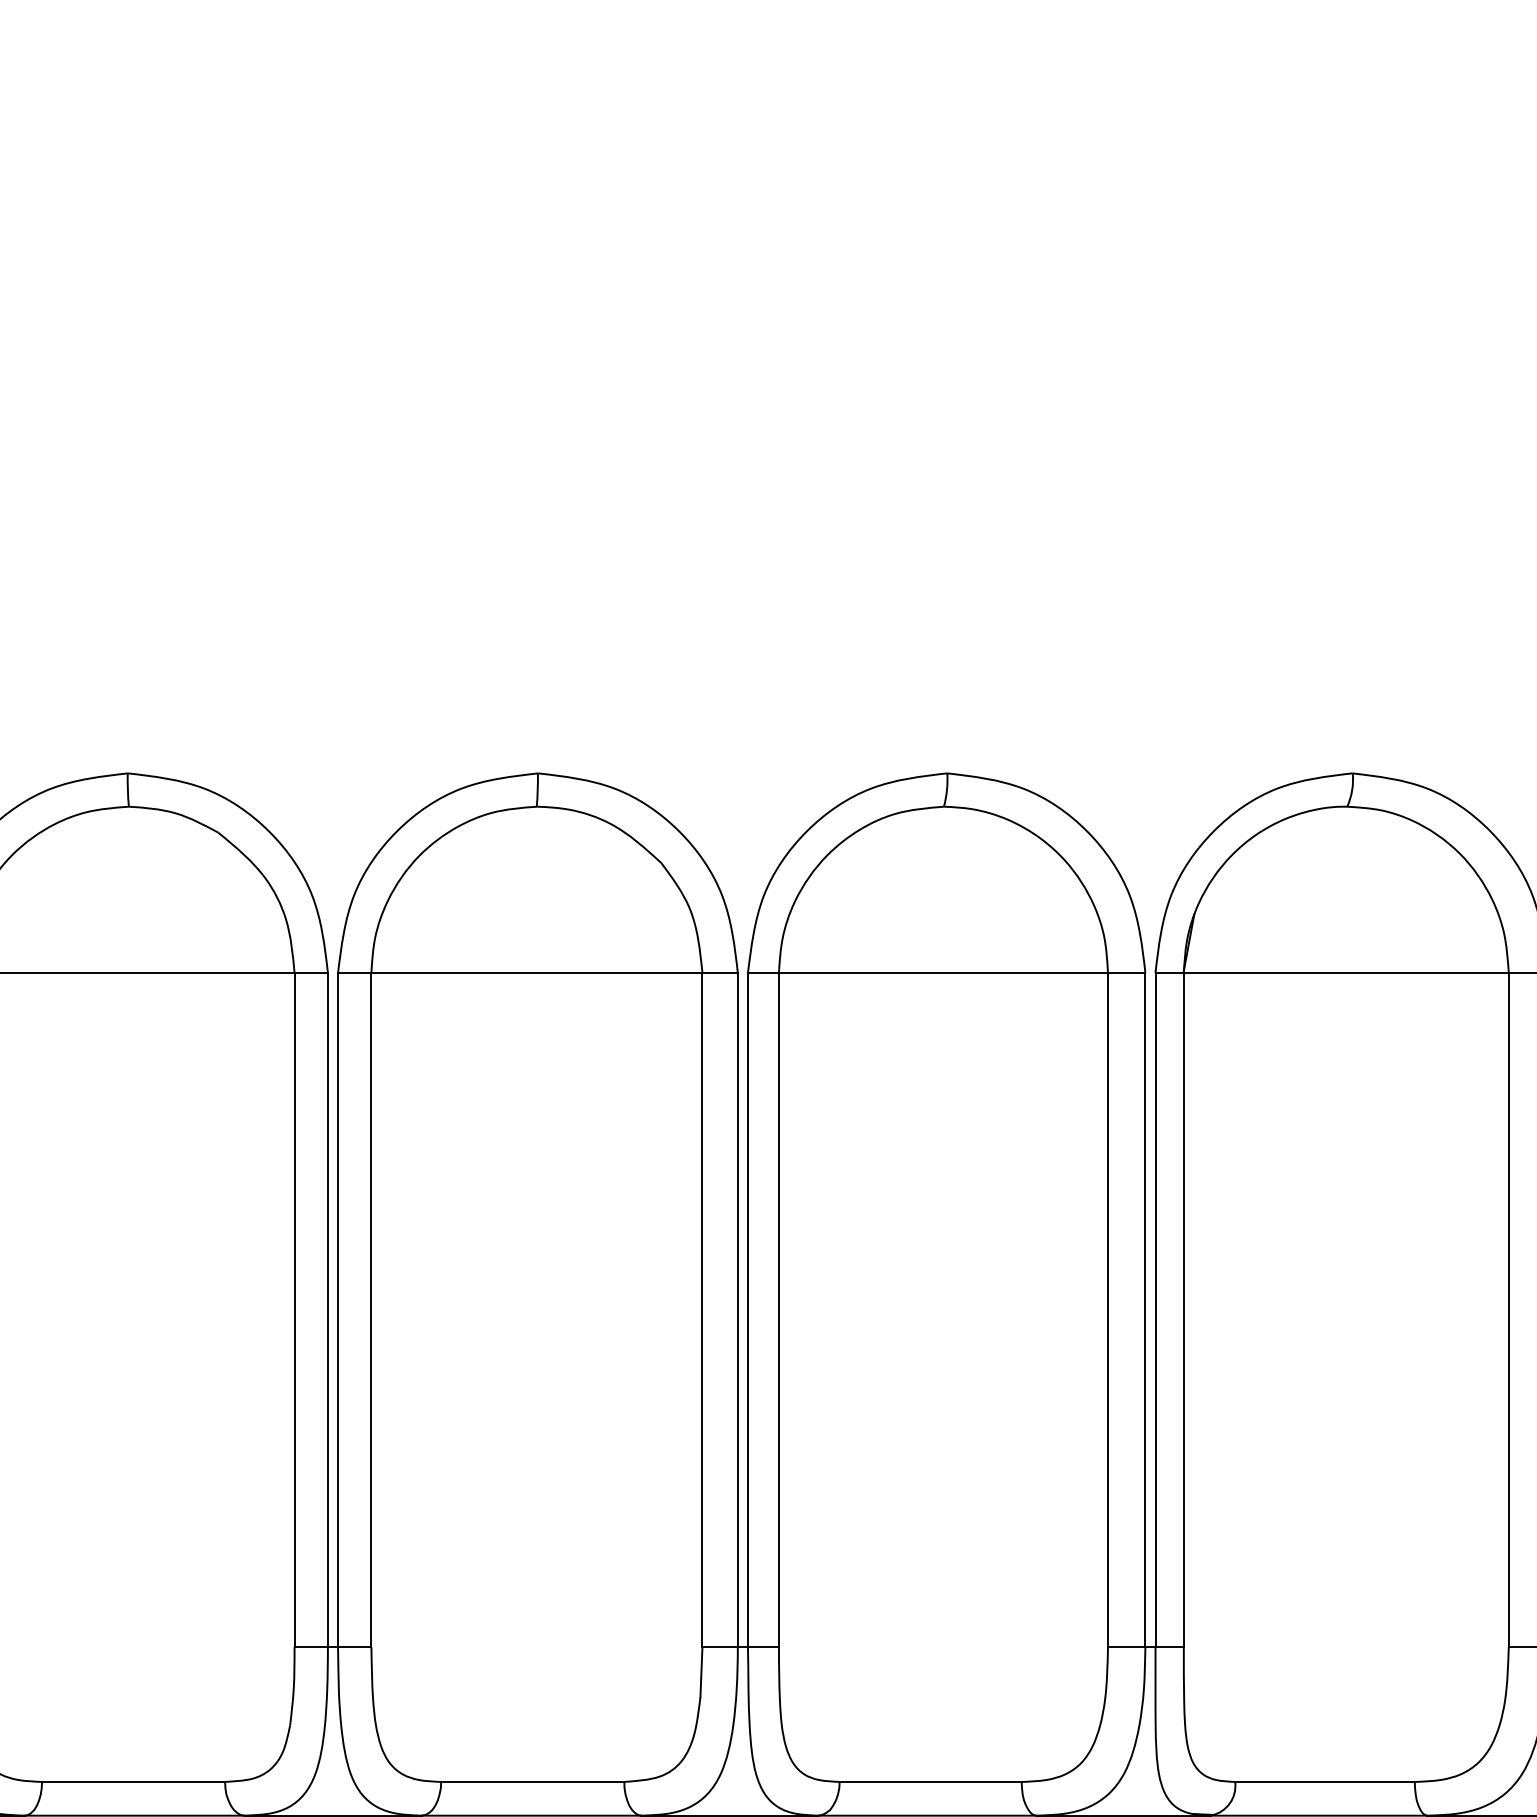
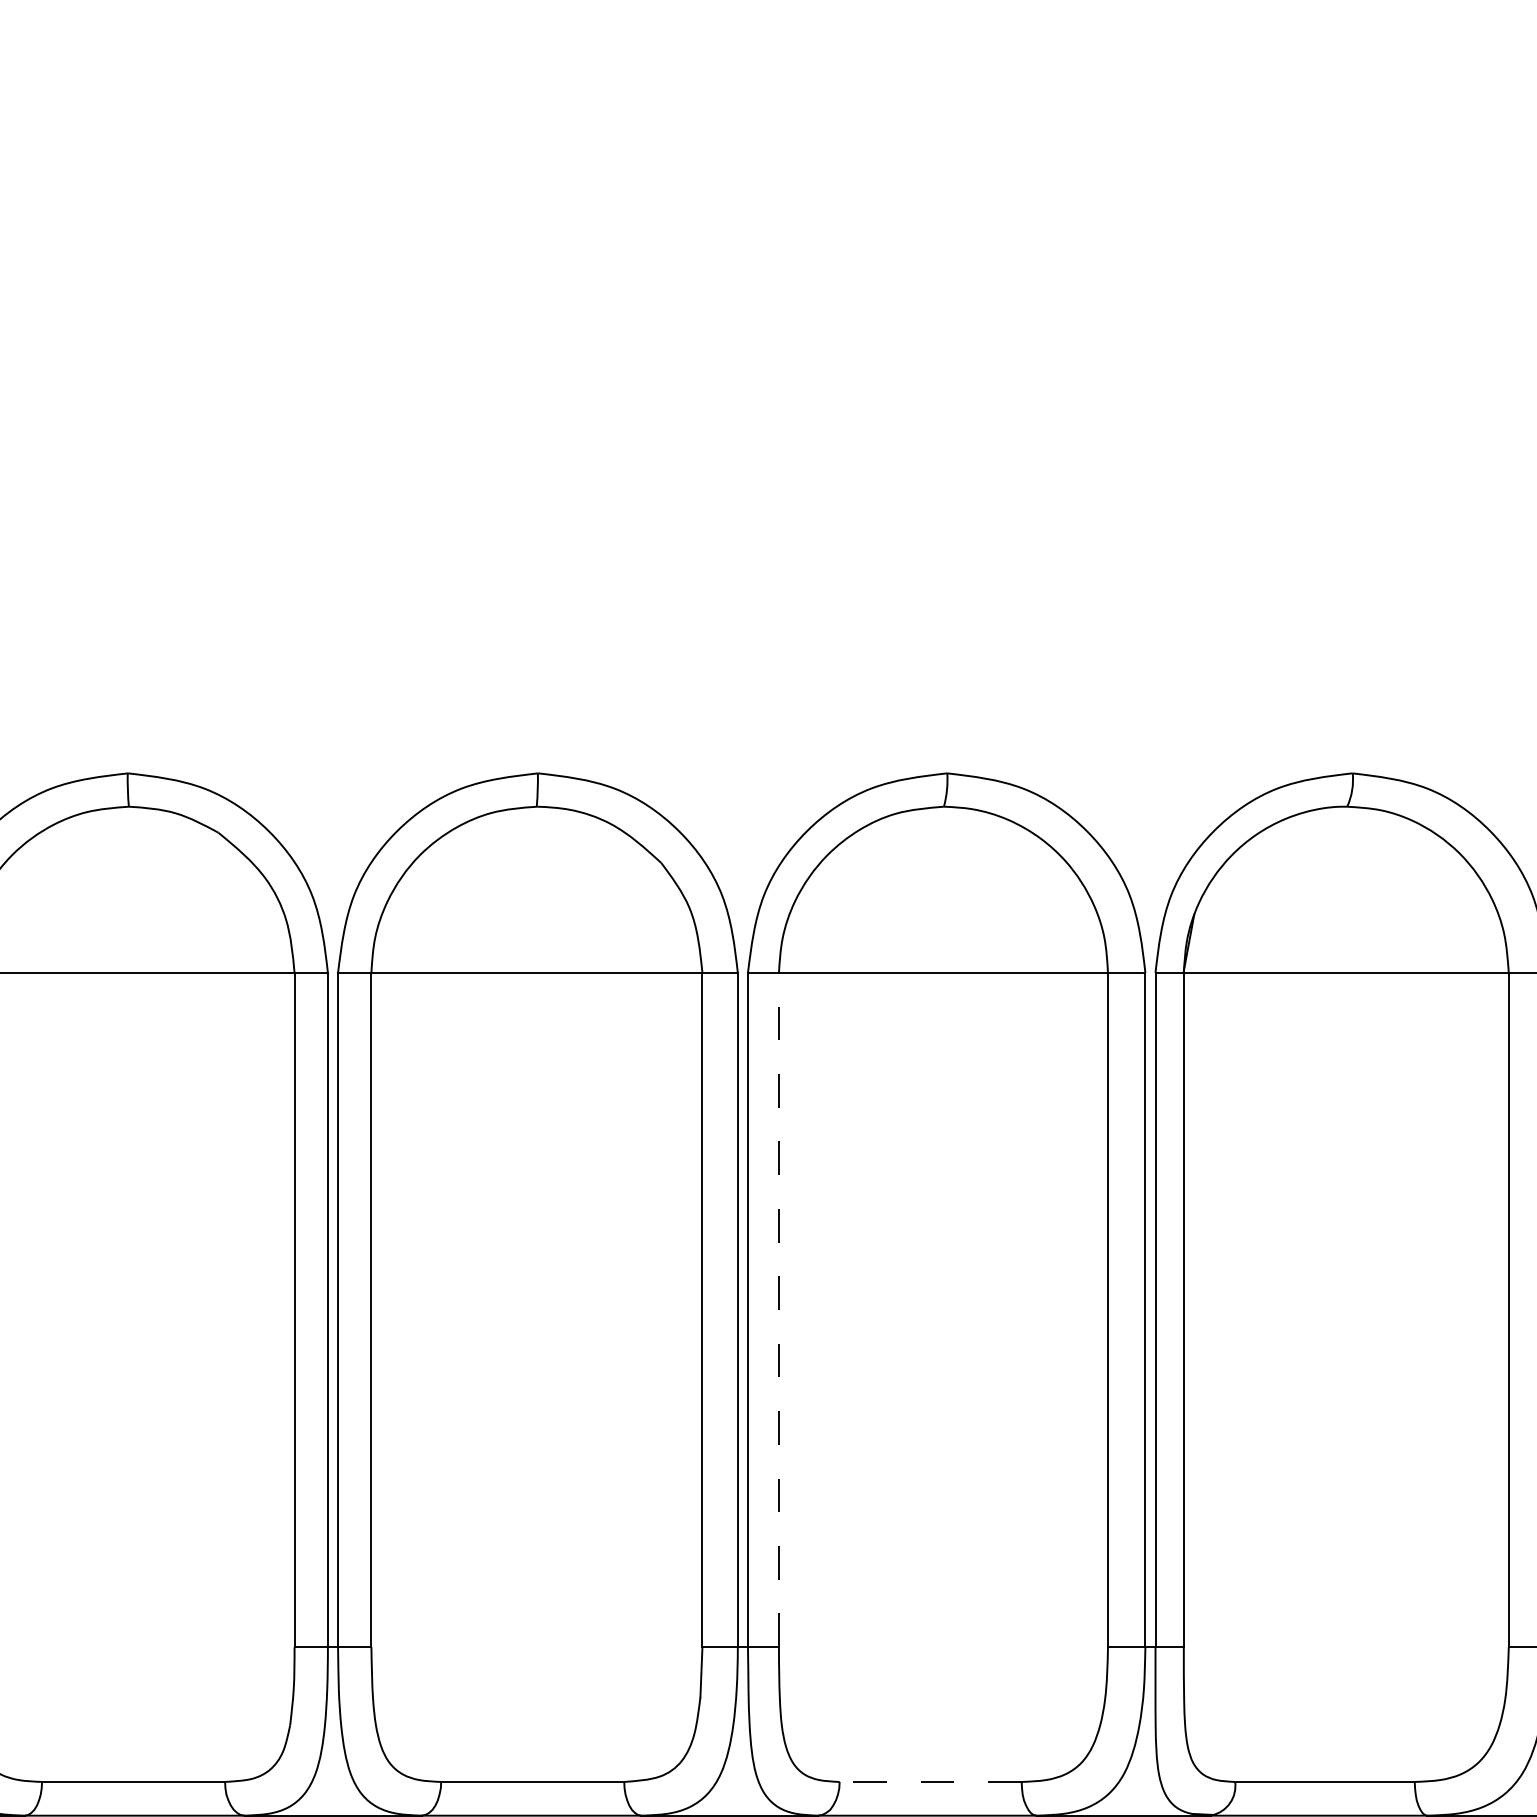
line: solid -> dashed (778, 1309)
line: solid -> dashed (930, 1781)
